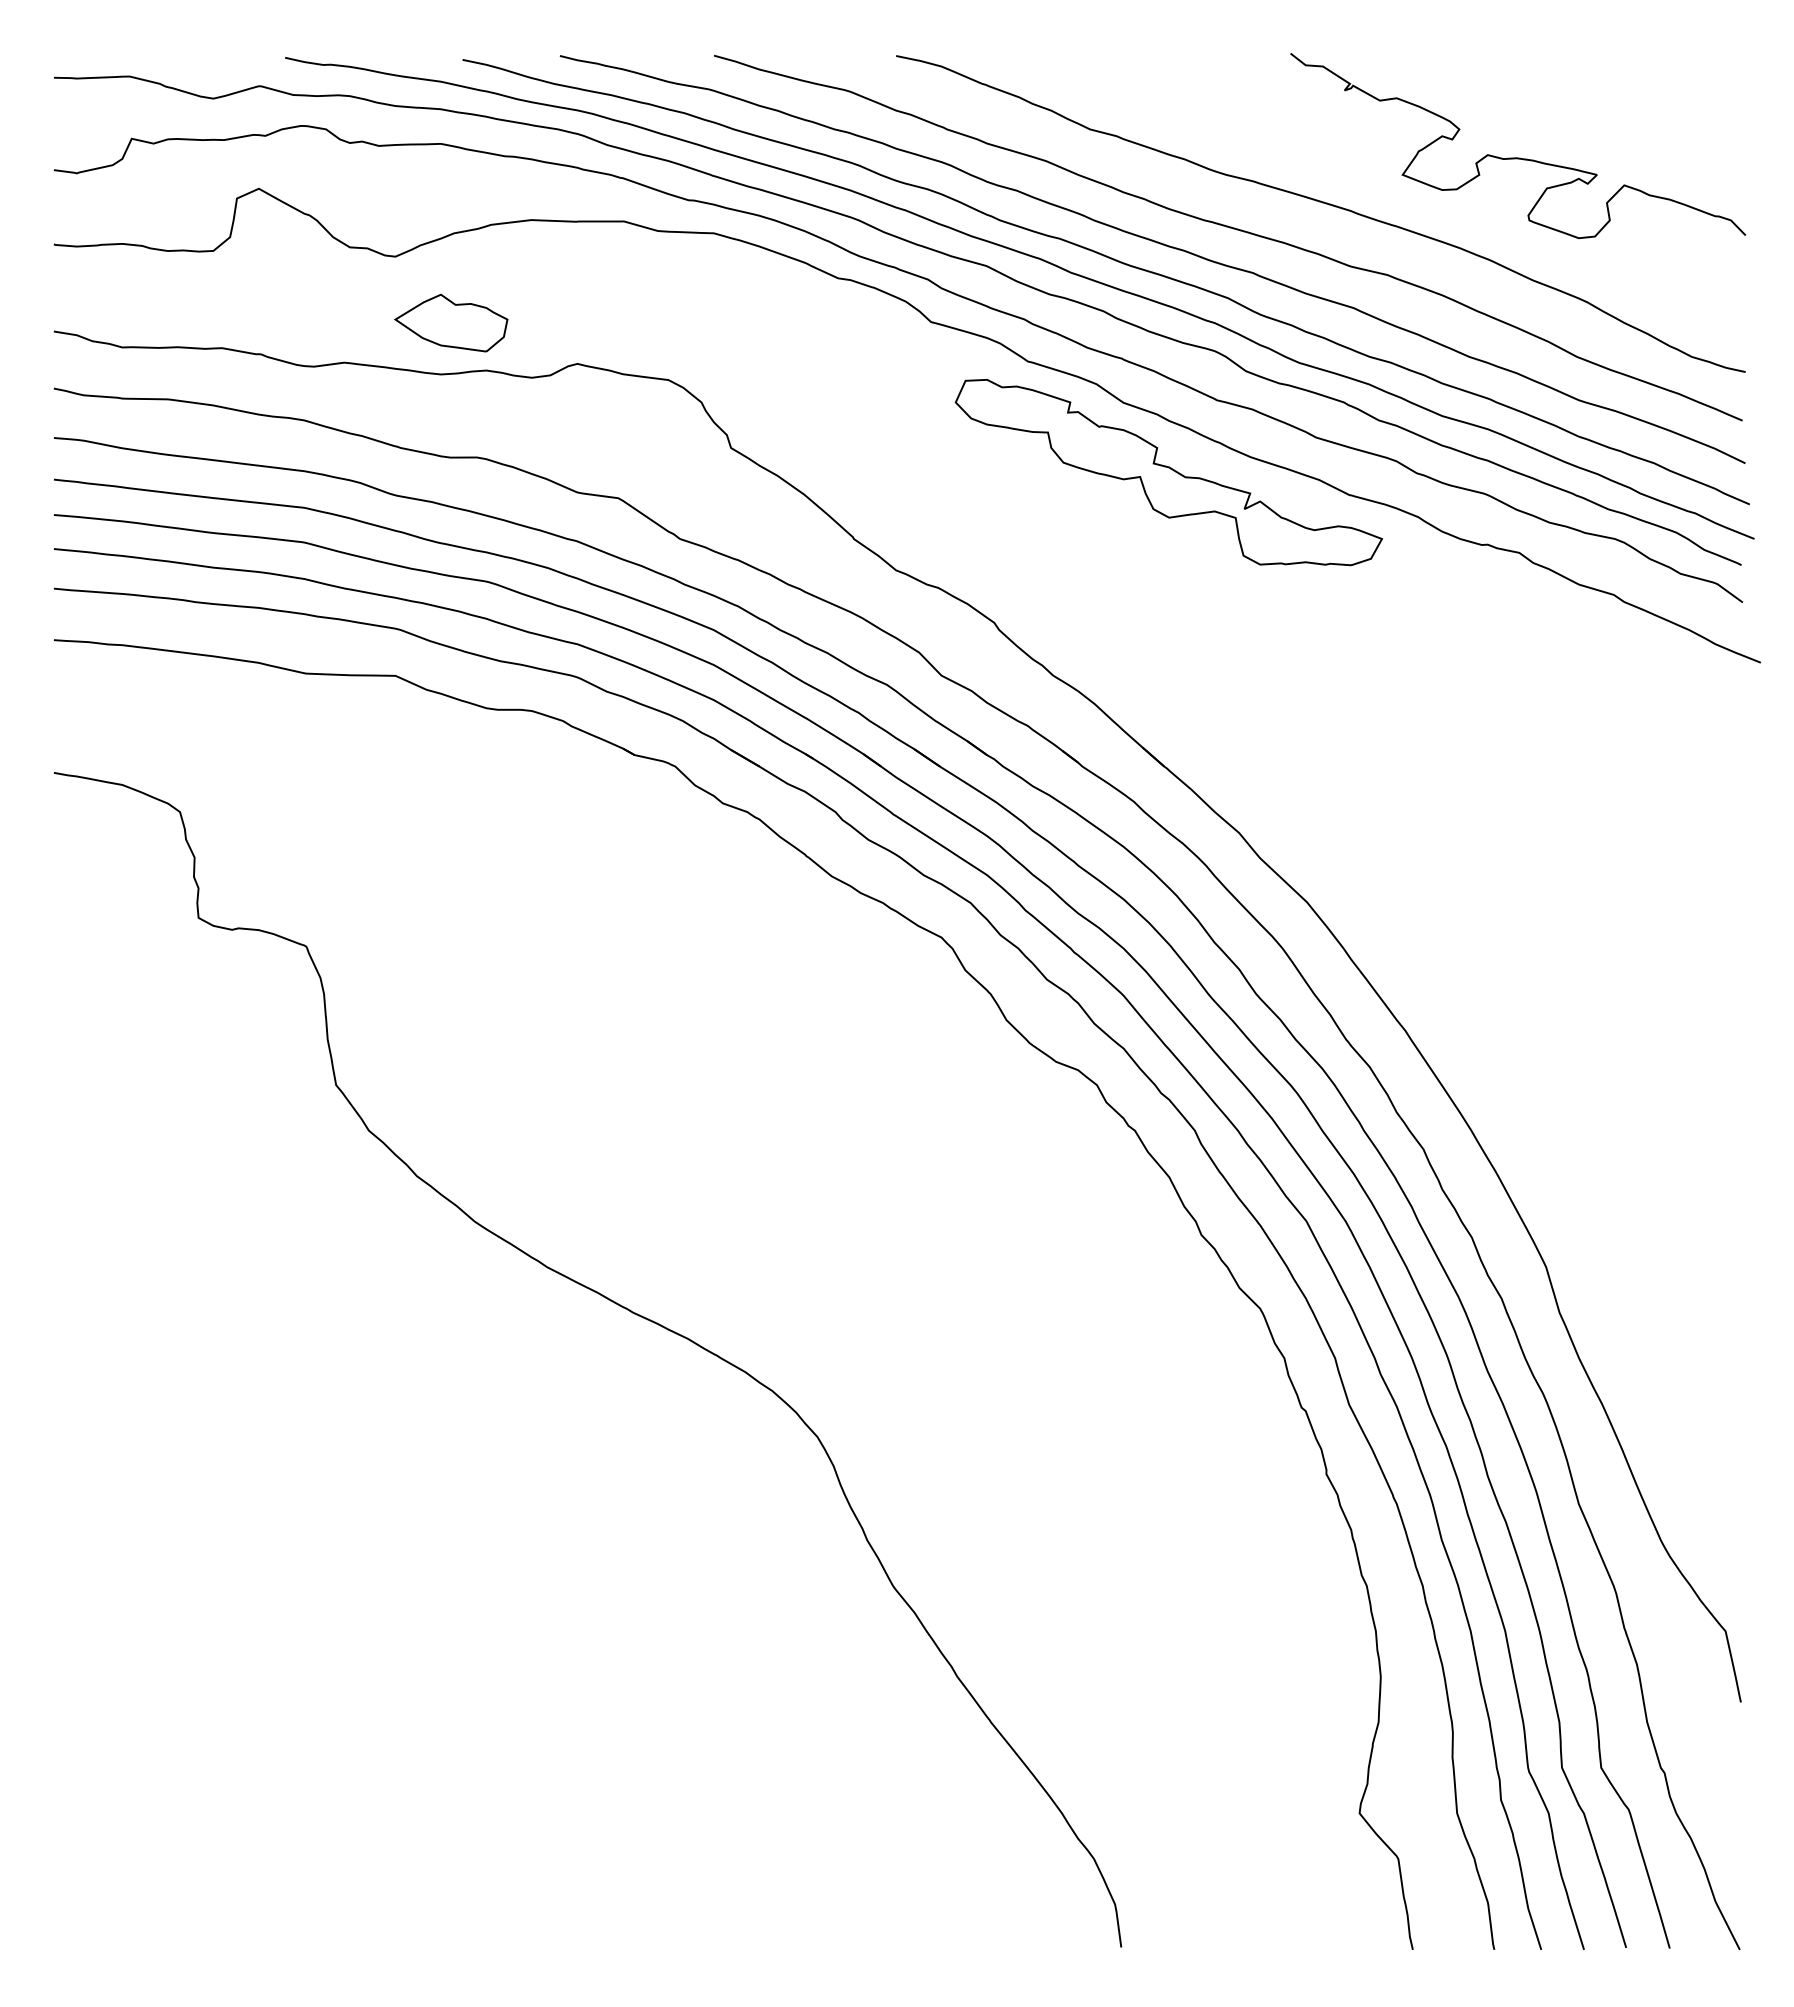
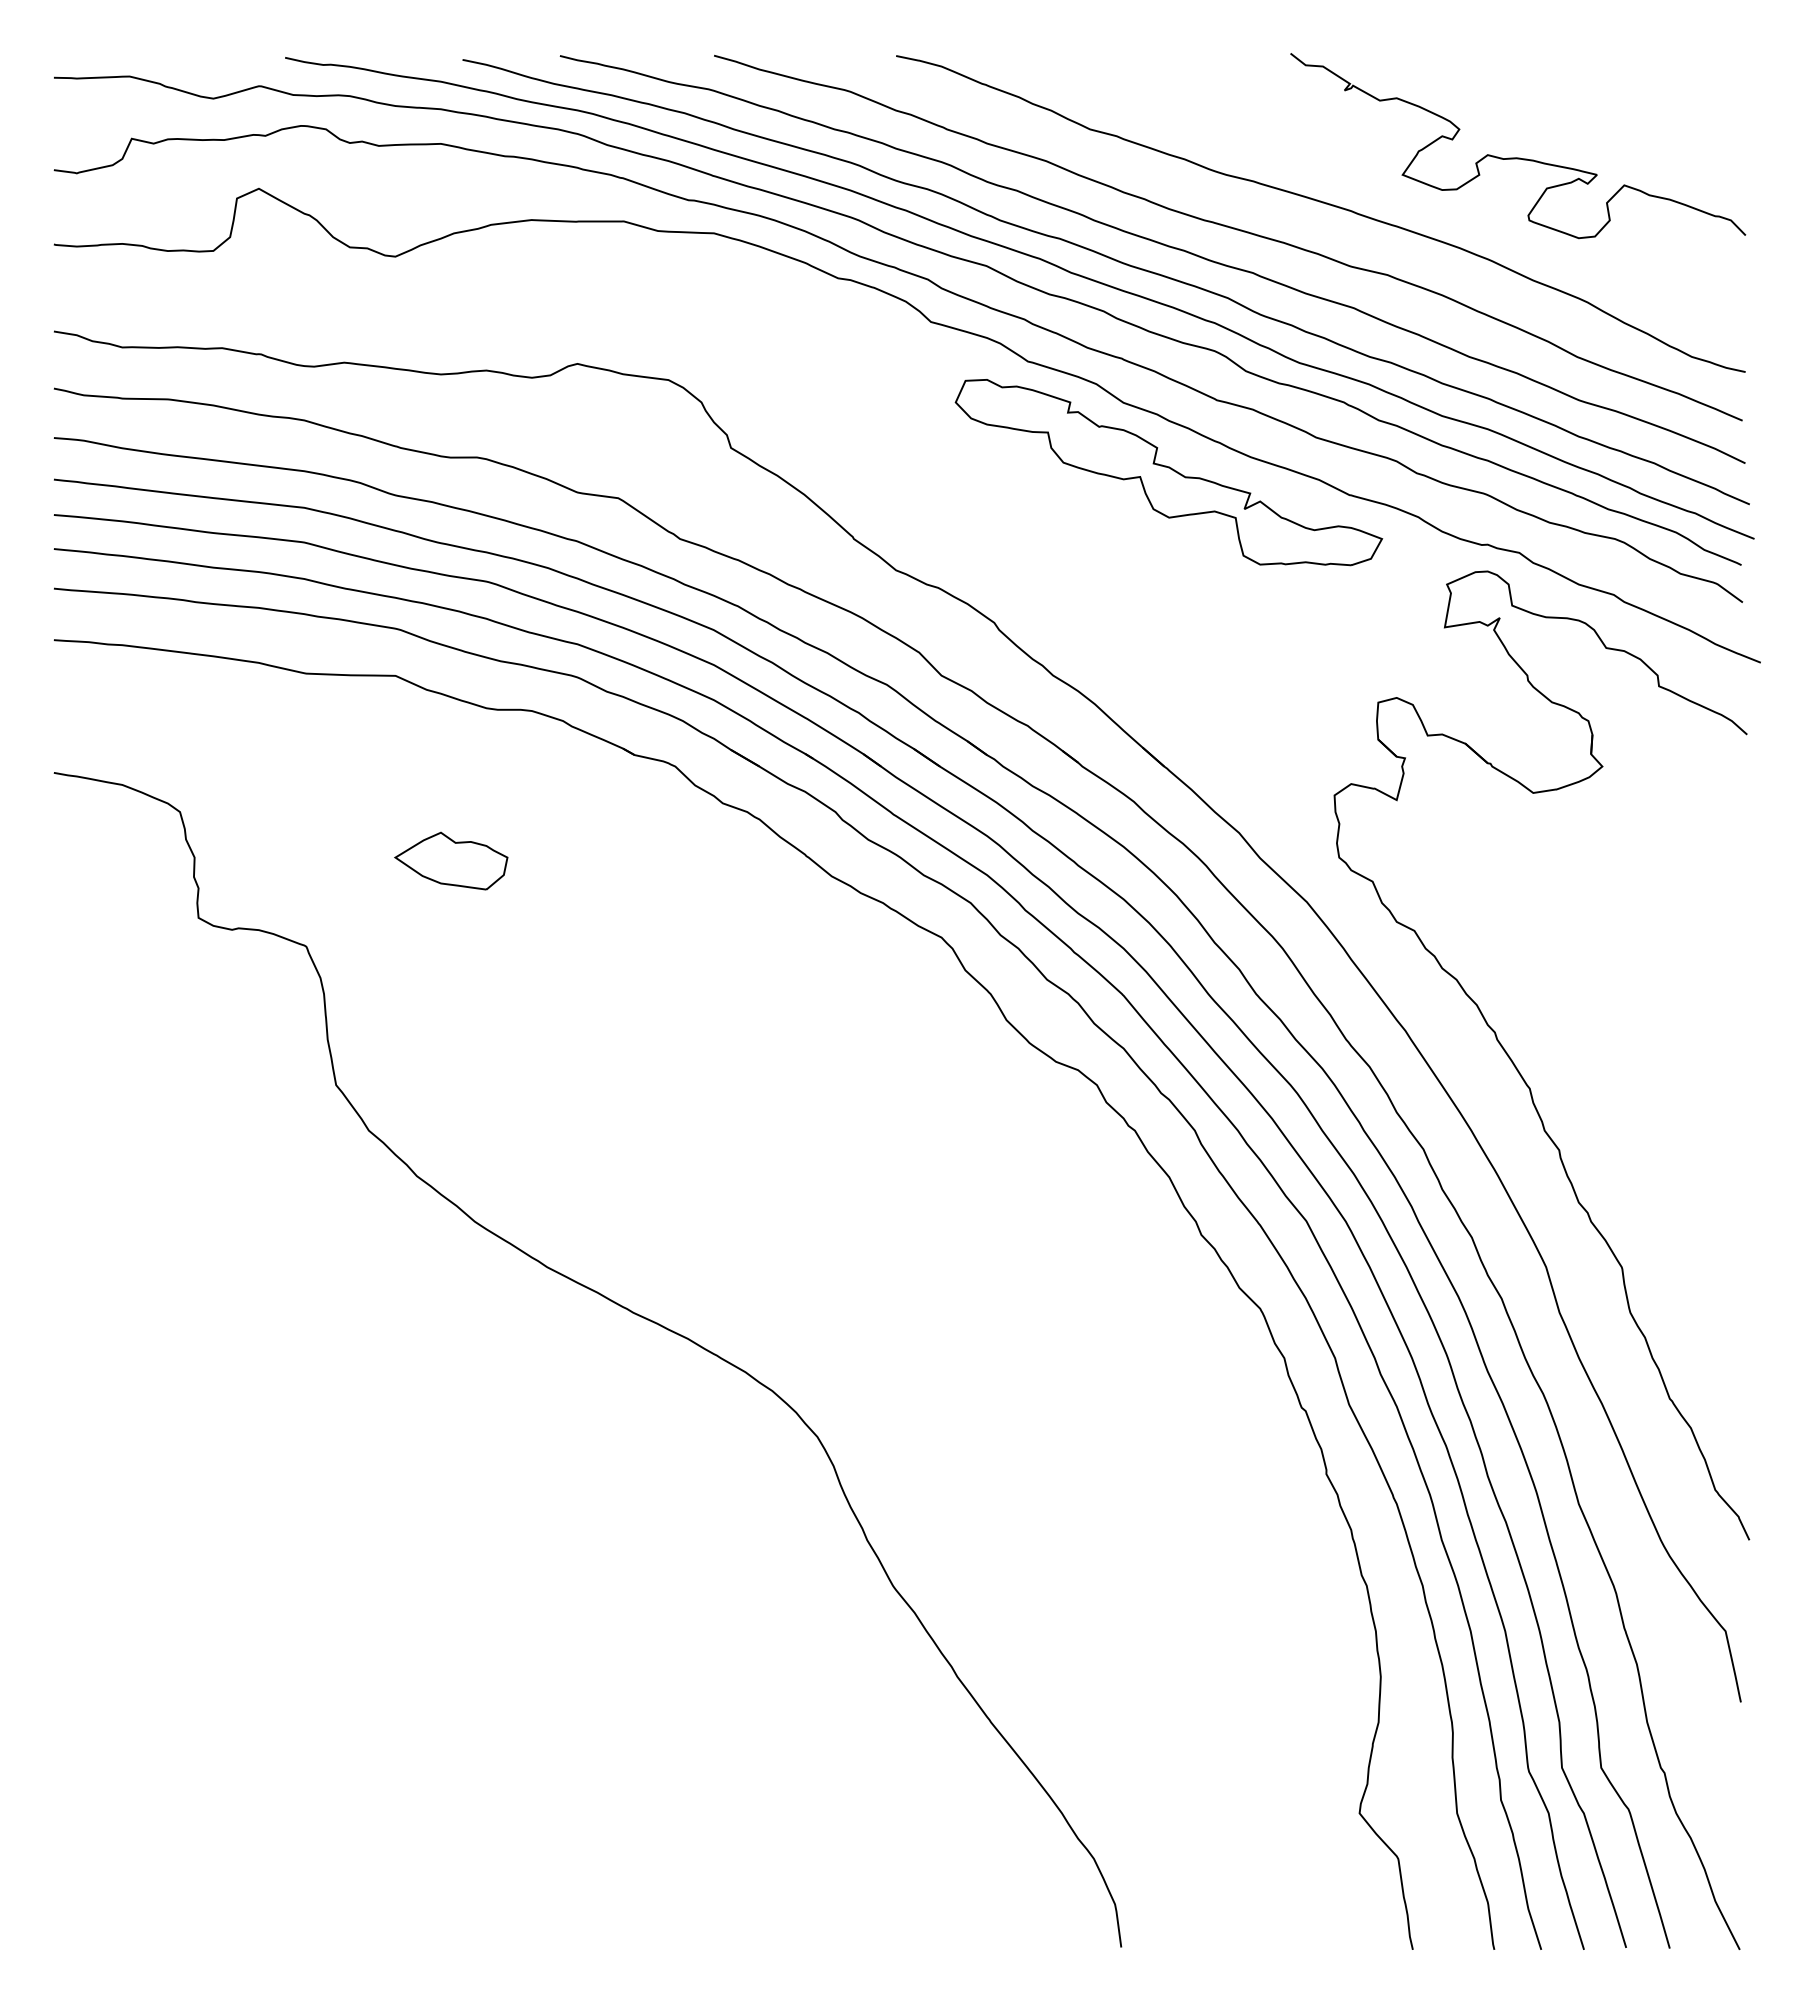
part position: (451, 322) -> (451, 860) (451, 860)
part: none -> present (1518, 1069)
